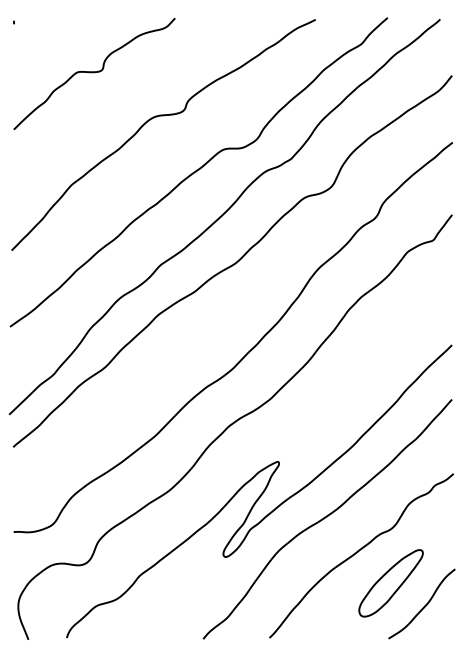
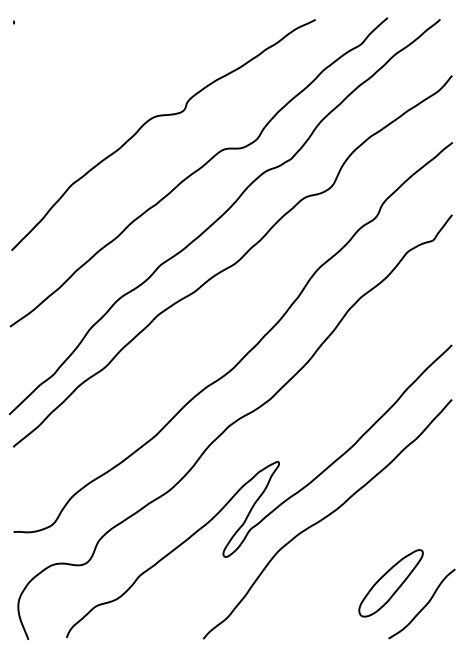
curve: present -> none (94, 73)
curve: present -> none (358, 552)
